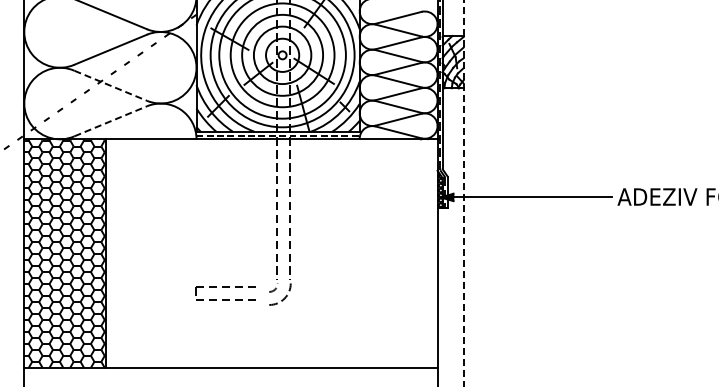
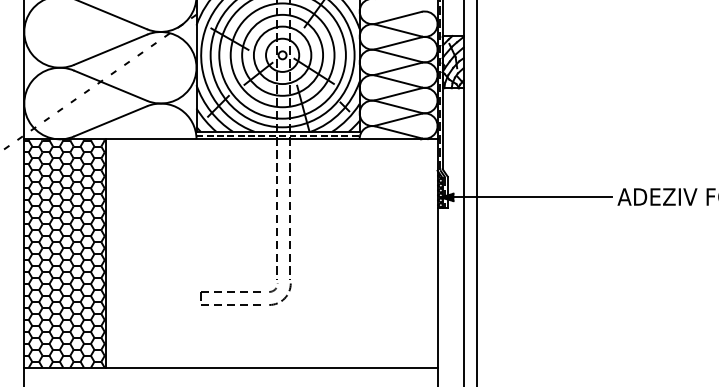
line: dashed -> solid (111, 86)
line: dashed -> solid (111, 121)
line: none -> present (477, 192)
line: dashed -> solid (463, 193)
part position: (225, 293) -> (230, 298) (230, 298)
